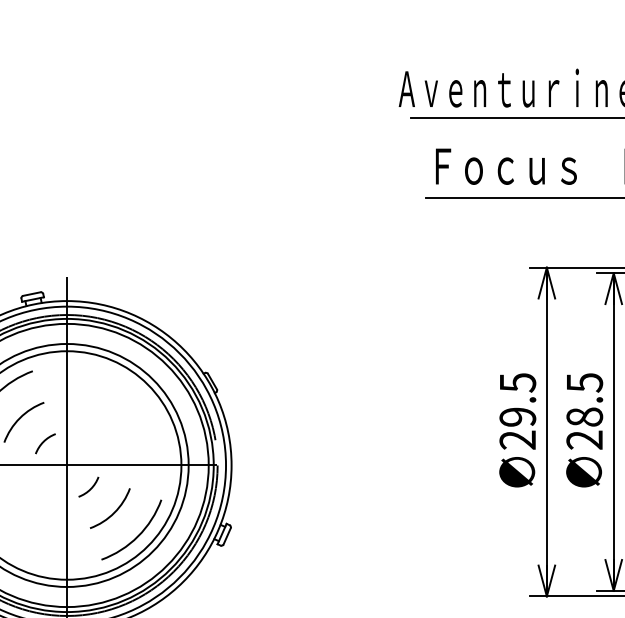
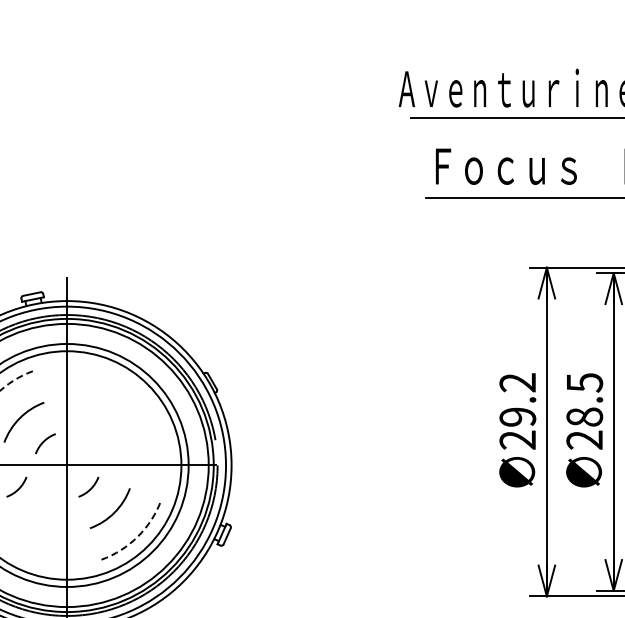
arc: solid -> dashed (15, 379)
text: 29.5 -> 29.2 (517, 382)
arc: none -> present (18, 488)
arc: solid -> dashed (138, 536)
